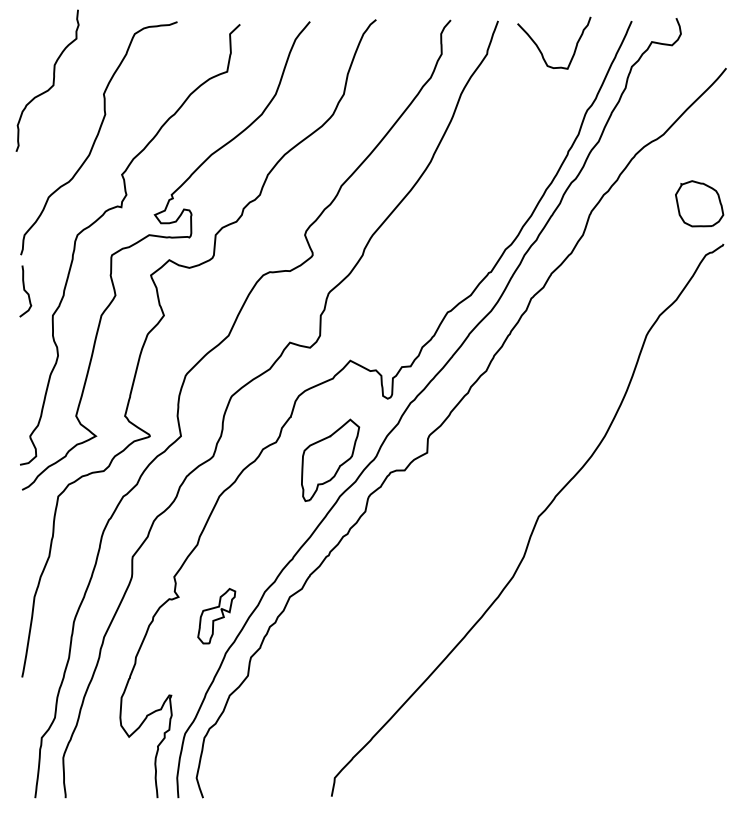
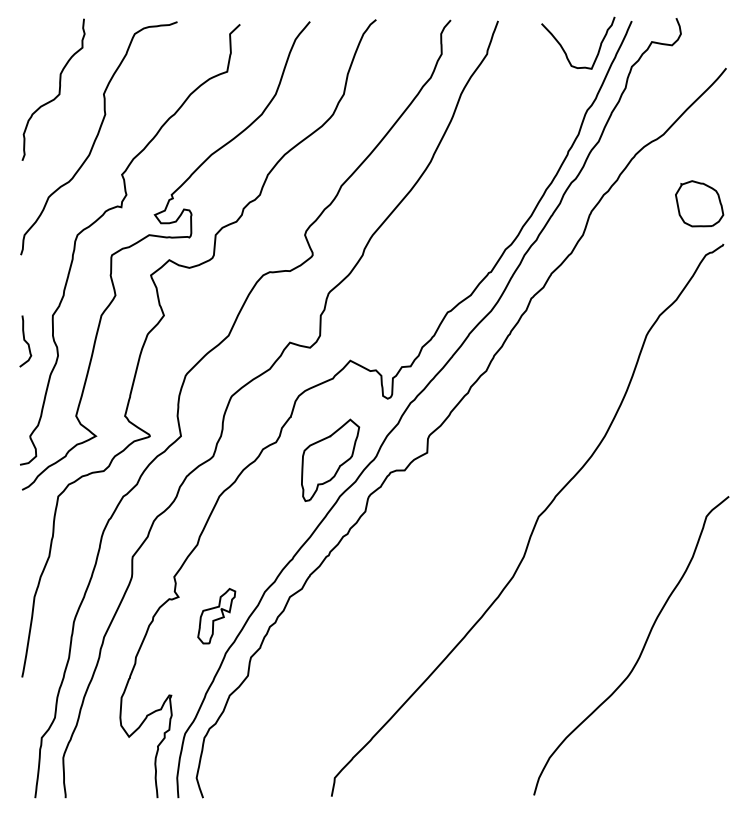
curve position: (540, 49) -> (564, 49) (564, 49)
curve position: (52, 81) -> (58, 90) (58, 90)
curve position: (25, 291) -> (25, 341) (25, 341)
curve: none -> present (642, 647)
